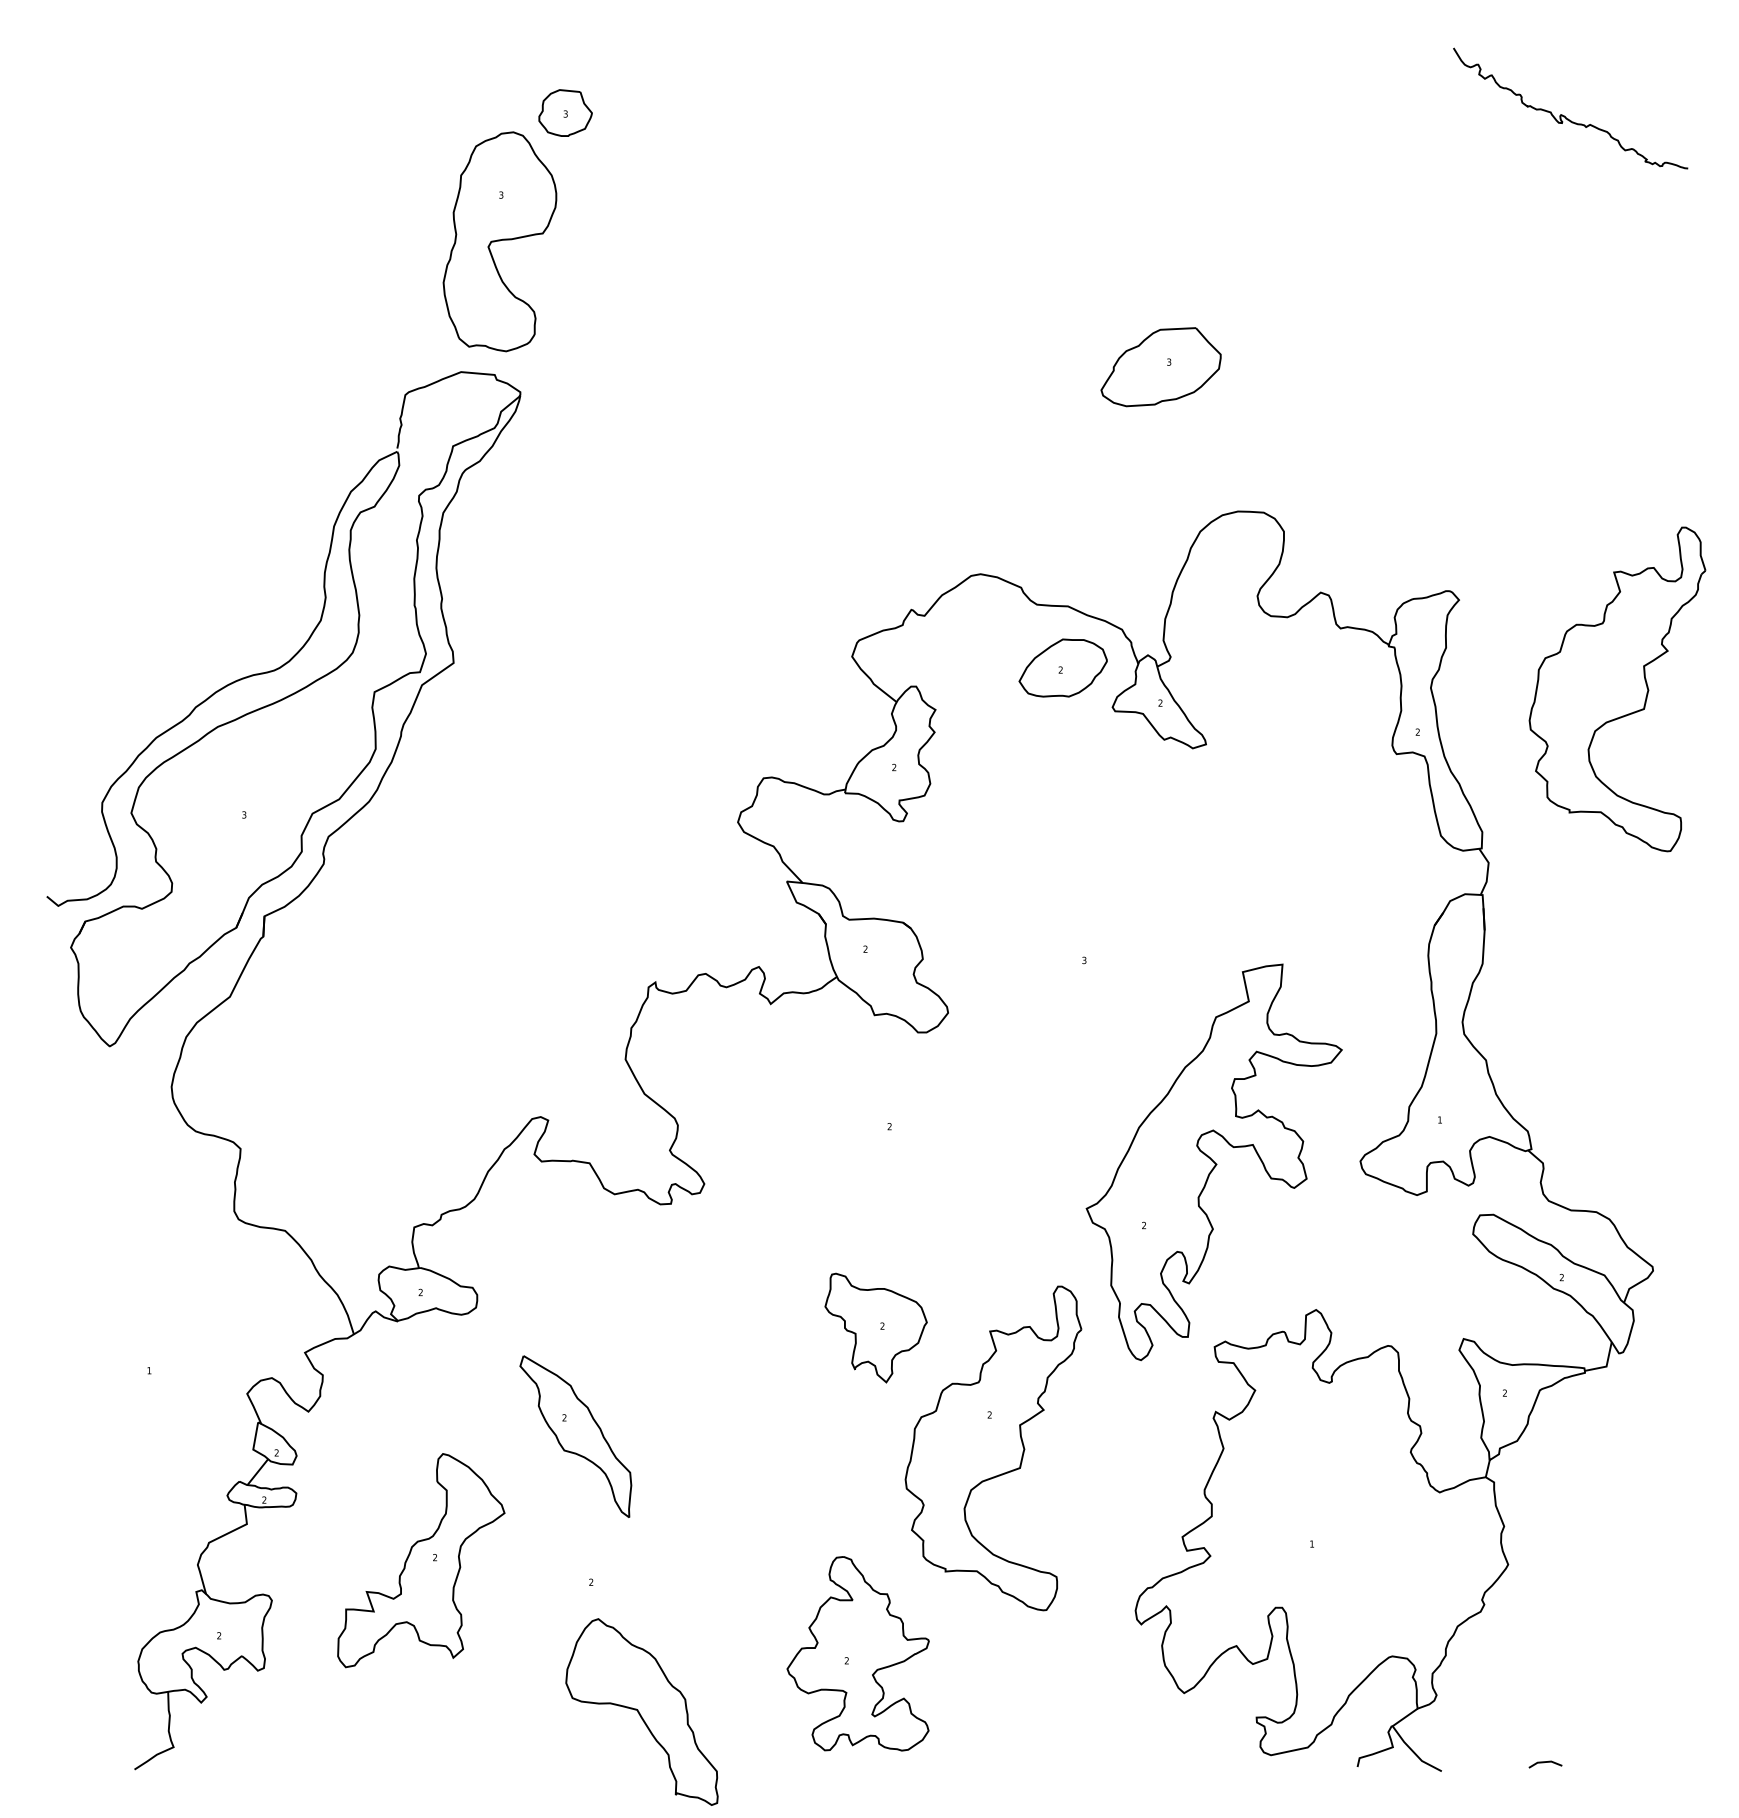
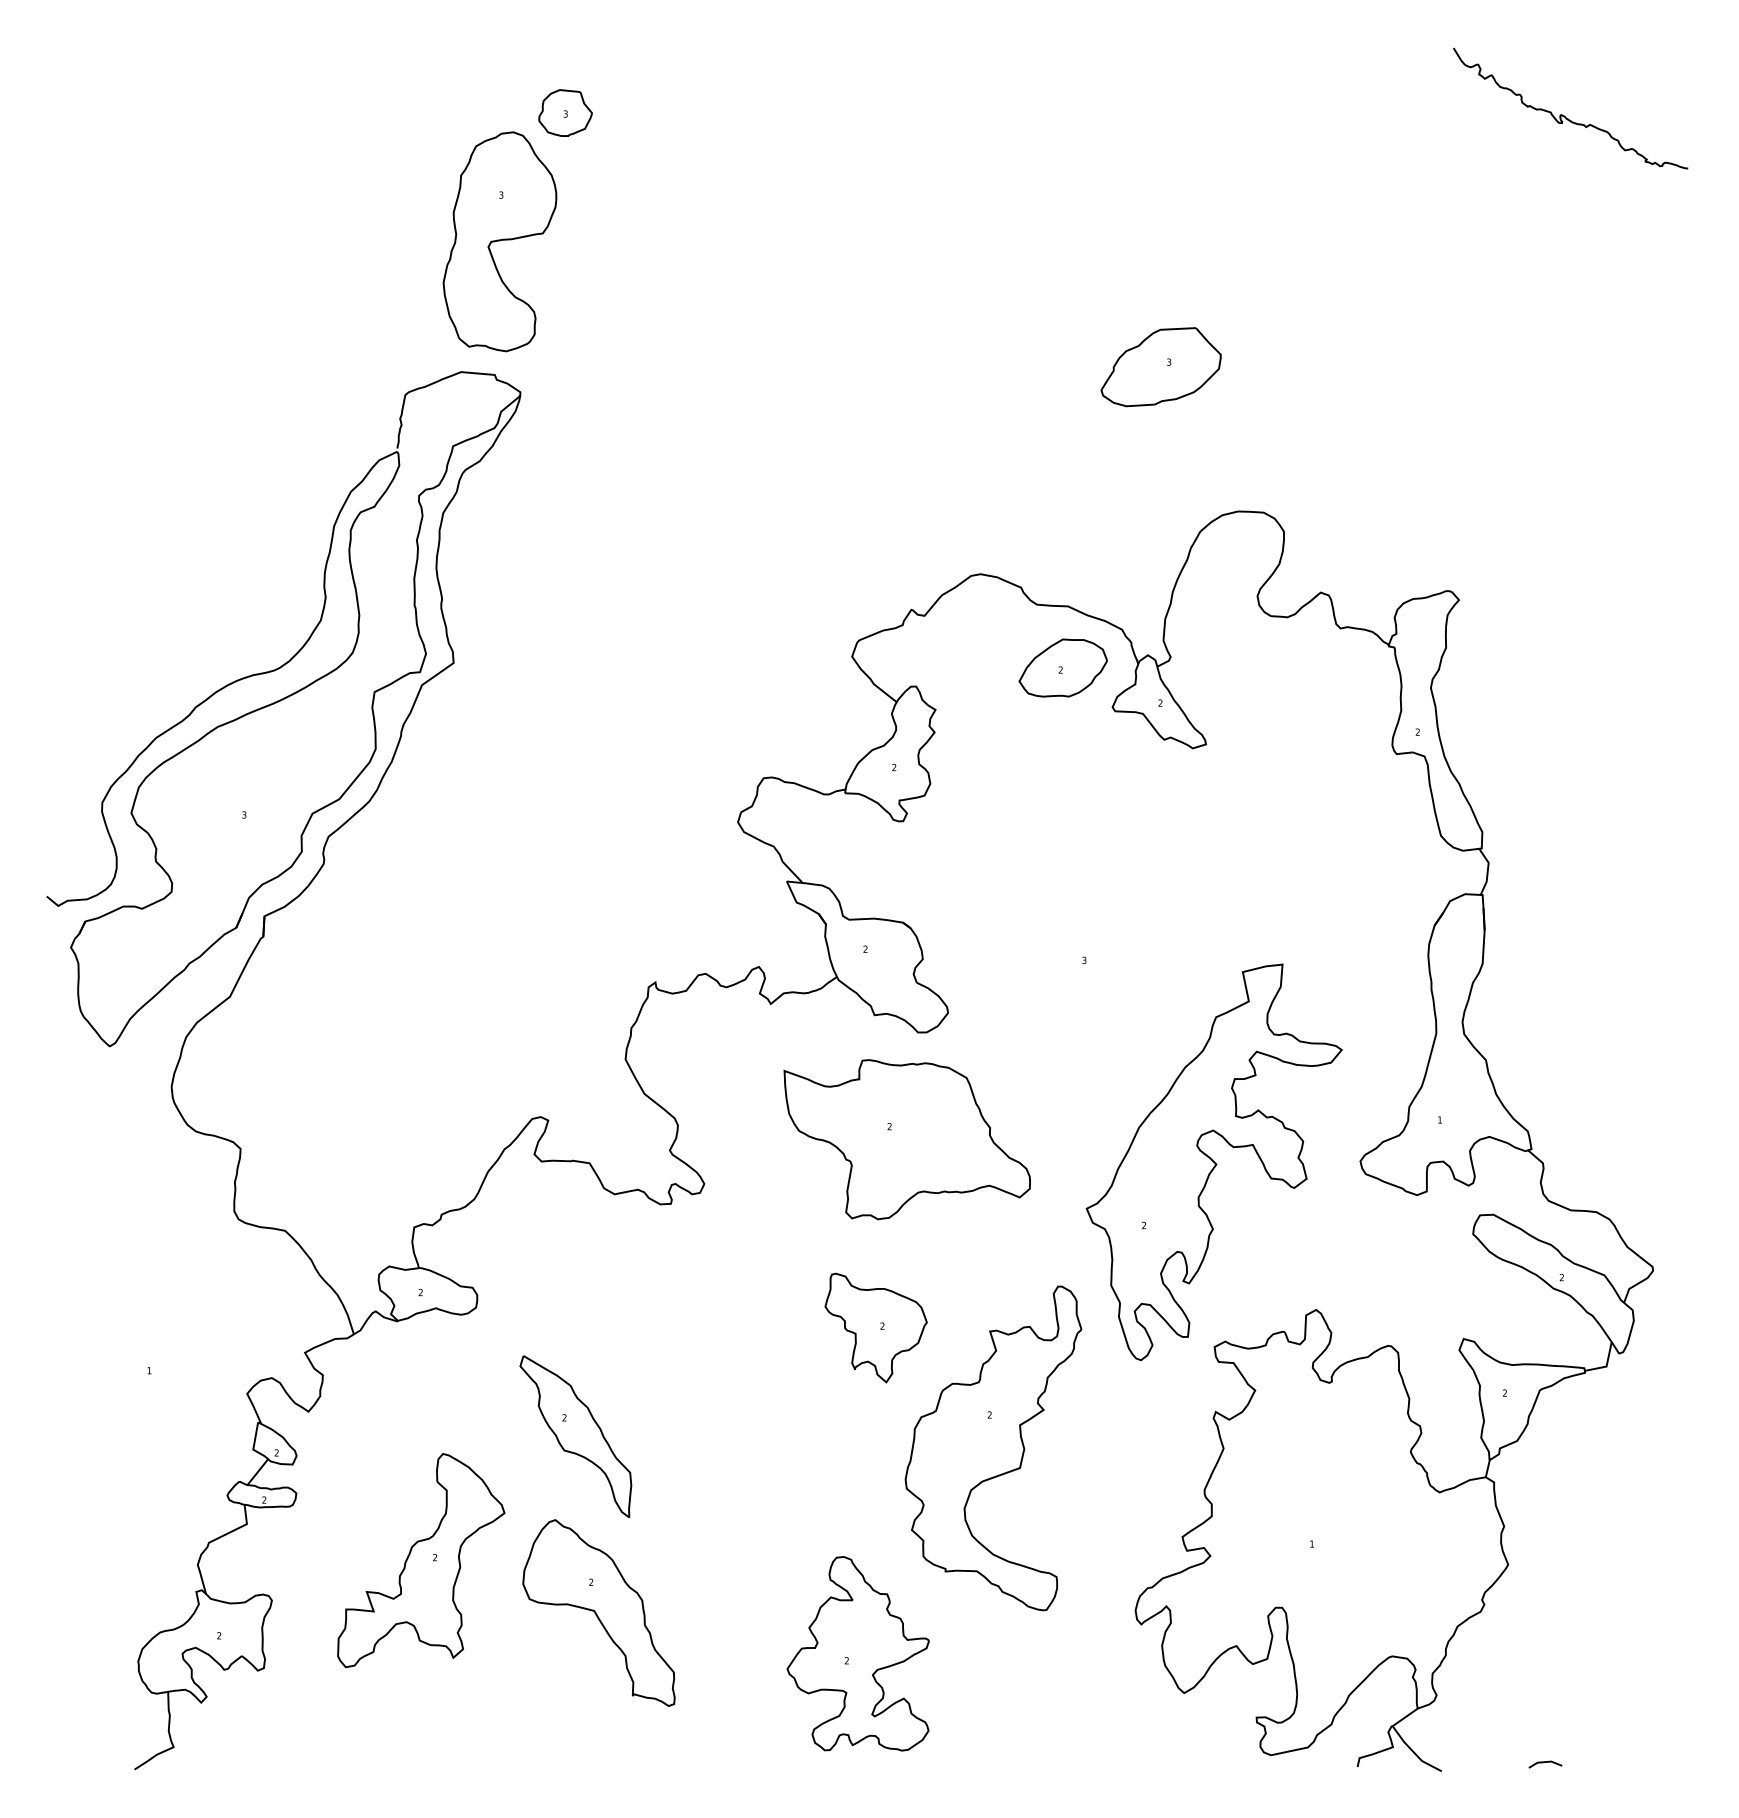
part: present -> none (1617, 689)
part: none -> present (906, 1139)
part position: (641, 1711) -> (598, 1612) (598, 1612)
